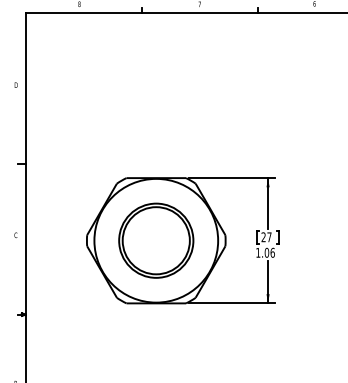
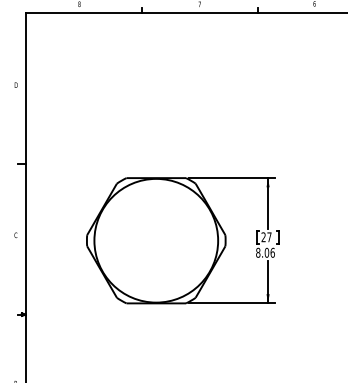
part: present -> none (156, 240)
text: 1.06 -> 8.06 (258, 252)
